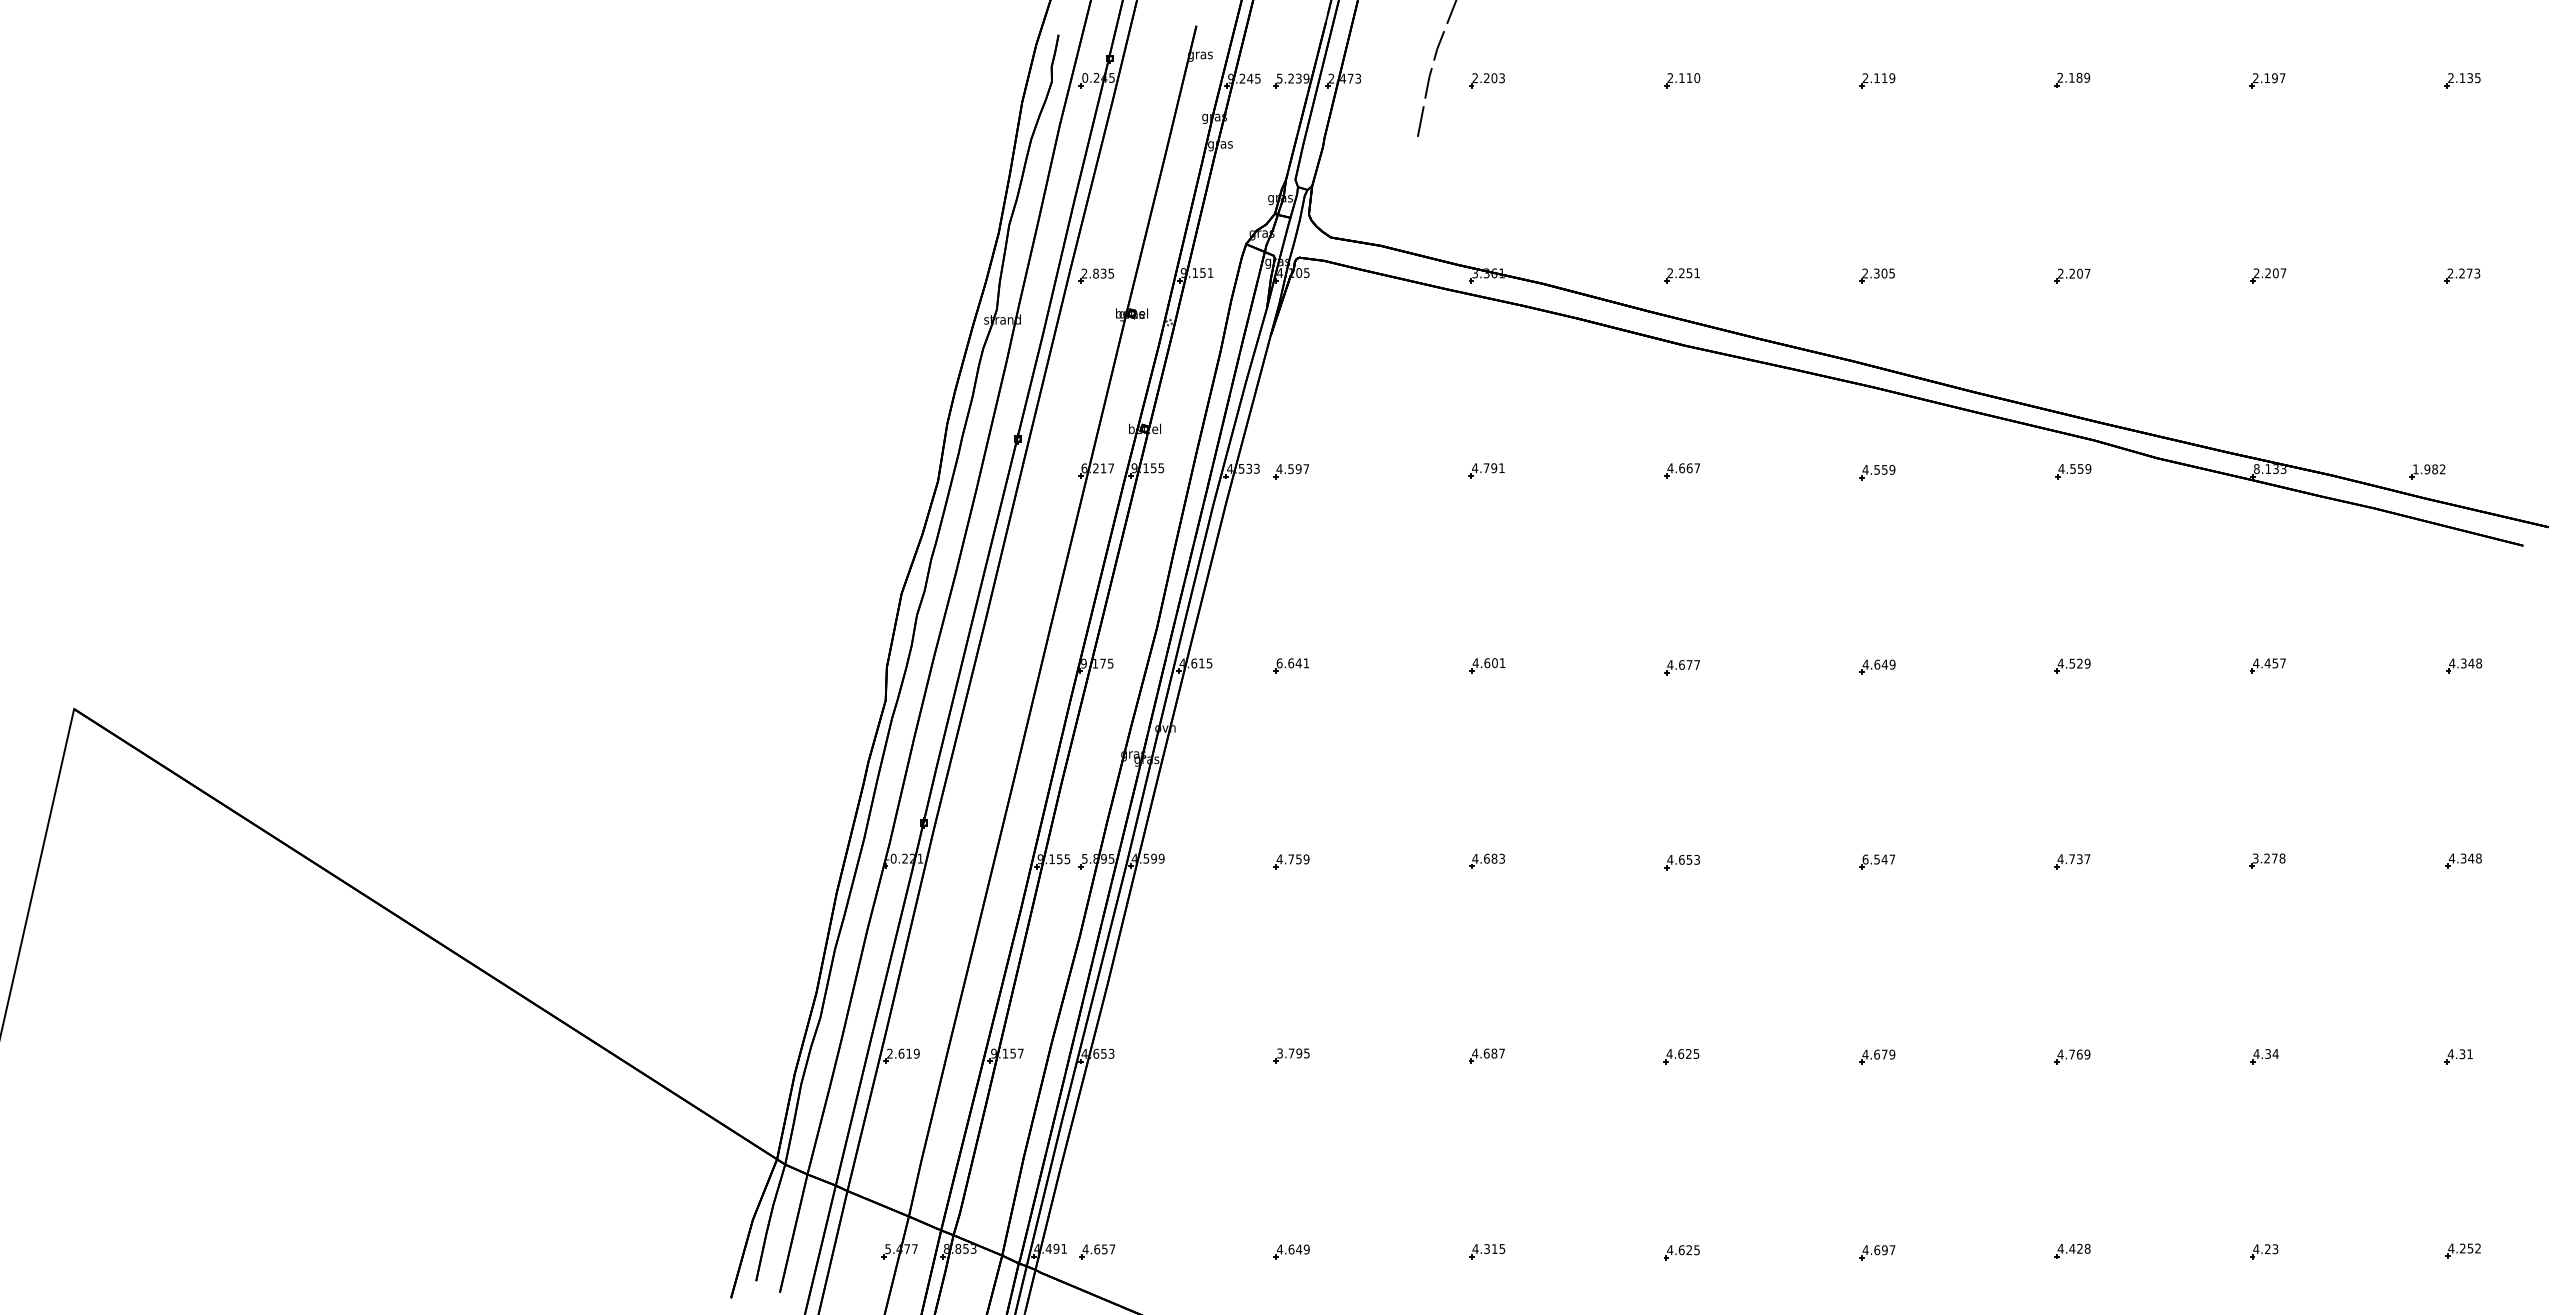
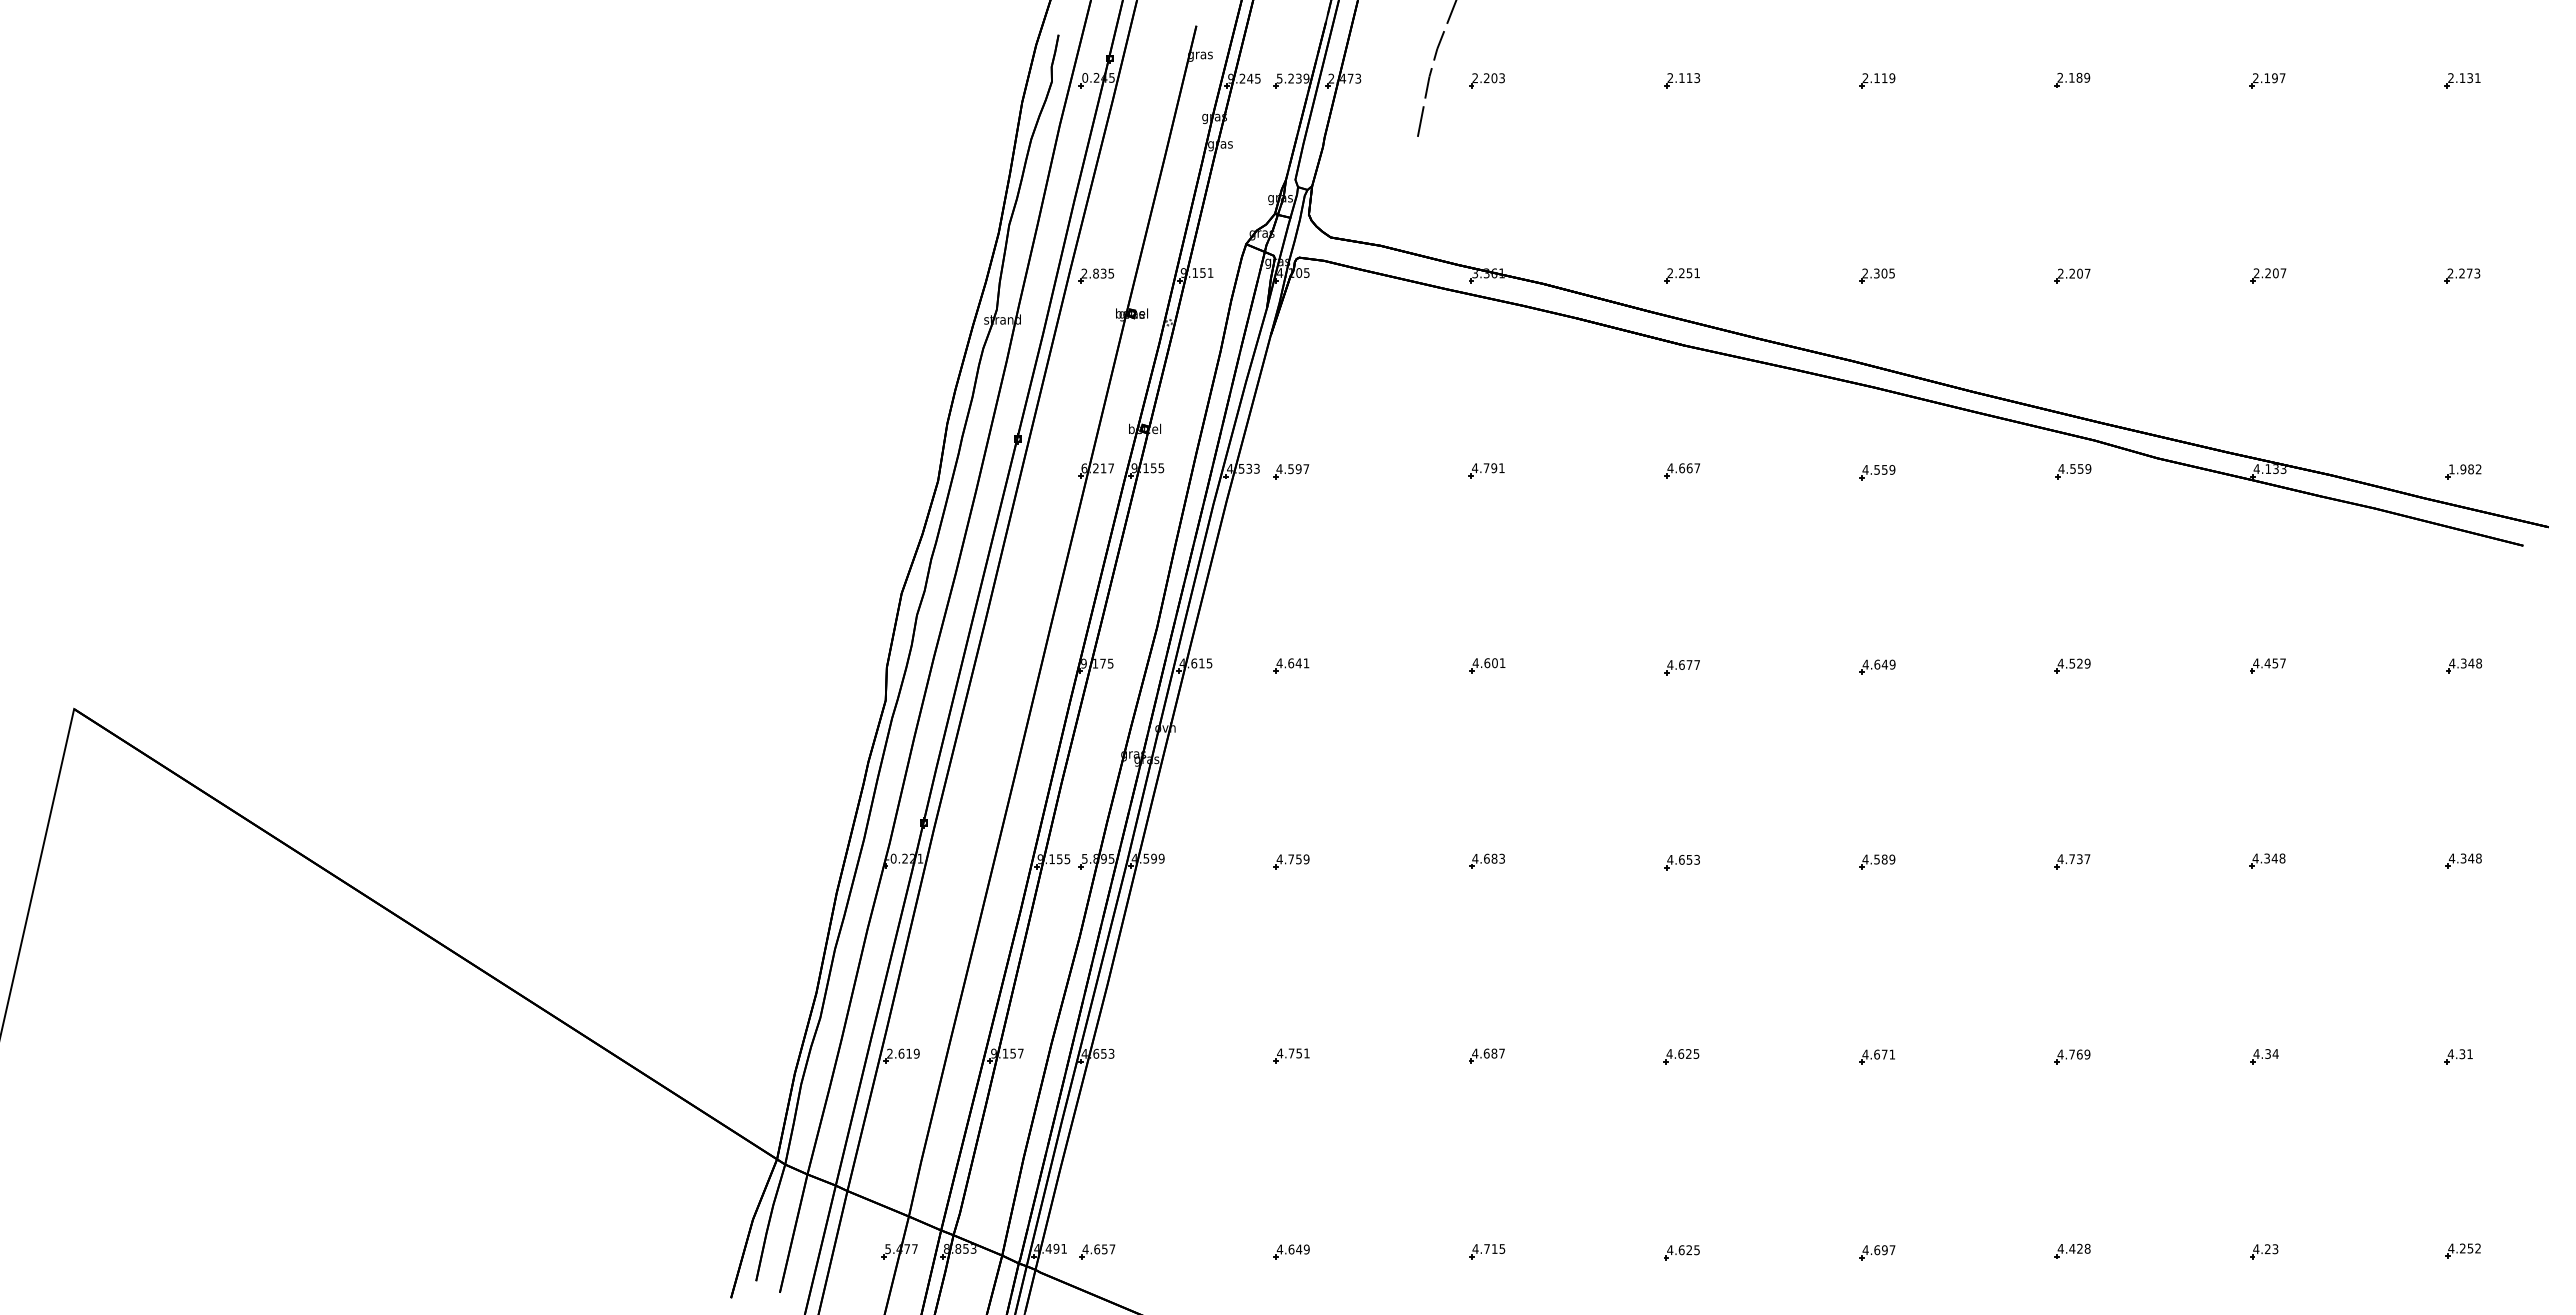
text: 2.110 -> 2.113 (1697, 77)
text: 2.135 -> 2.131 (2477, 78)
text: 8.133 -> 4.133 (2256, 468)
part position: (2427, 471) -> (2463, 471) (2463, 471)
text: 6.641 -> 4.641 (1279, 663)
text: 3.278 -> 4.348 (2264, 858)
text: 6.547 -> 4.589 (1878, 859)
text: 3.795 -> 4.751 (1293, 1053)
text: 4.679 -> 4.671 (1892, 1054)
text: 4.315 -> 4.715 (1486, 1248)
